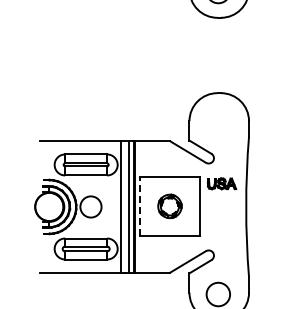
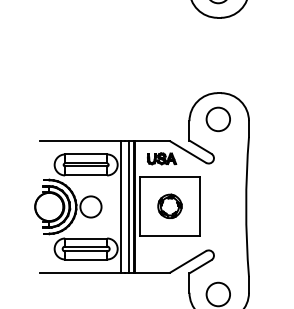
circle: none -> present (217, 119)
part position: (222, 183) -> (162, 158) (162, 158)
line: dashed -> solid (140, 206)
